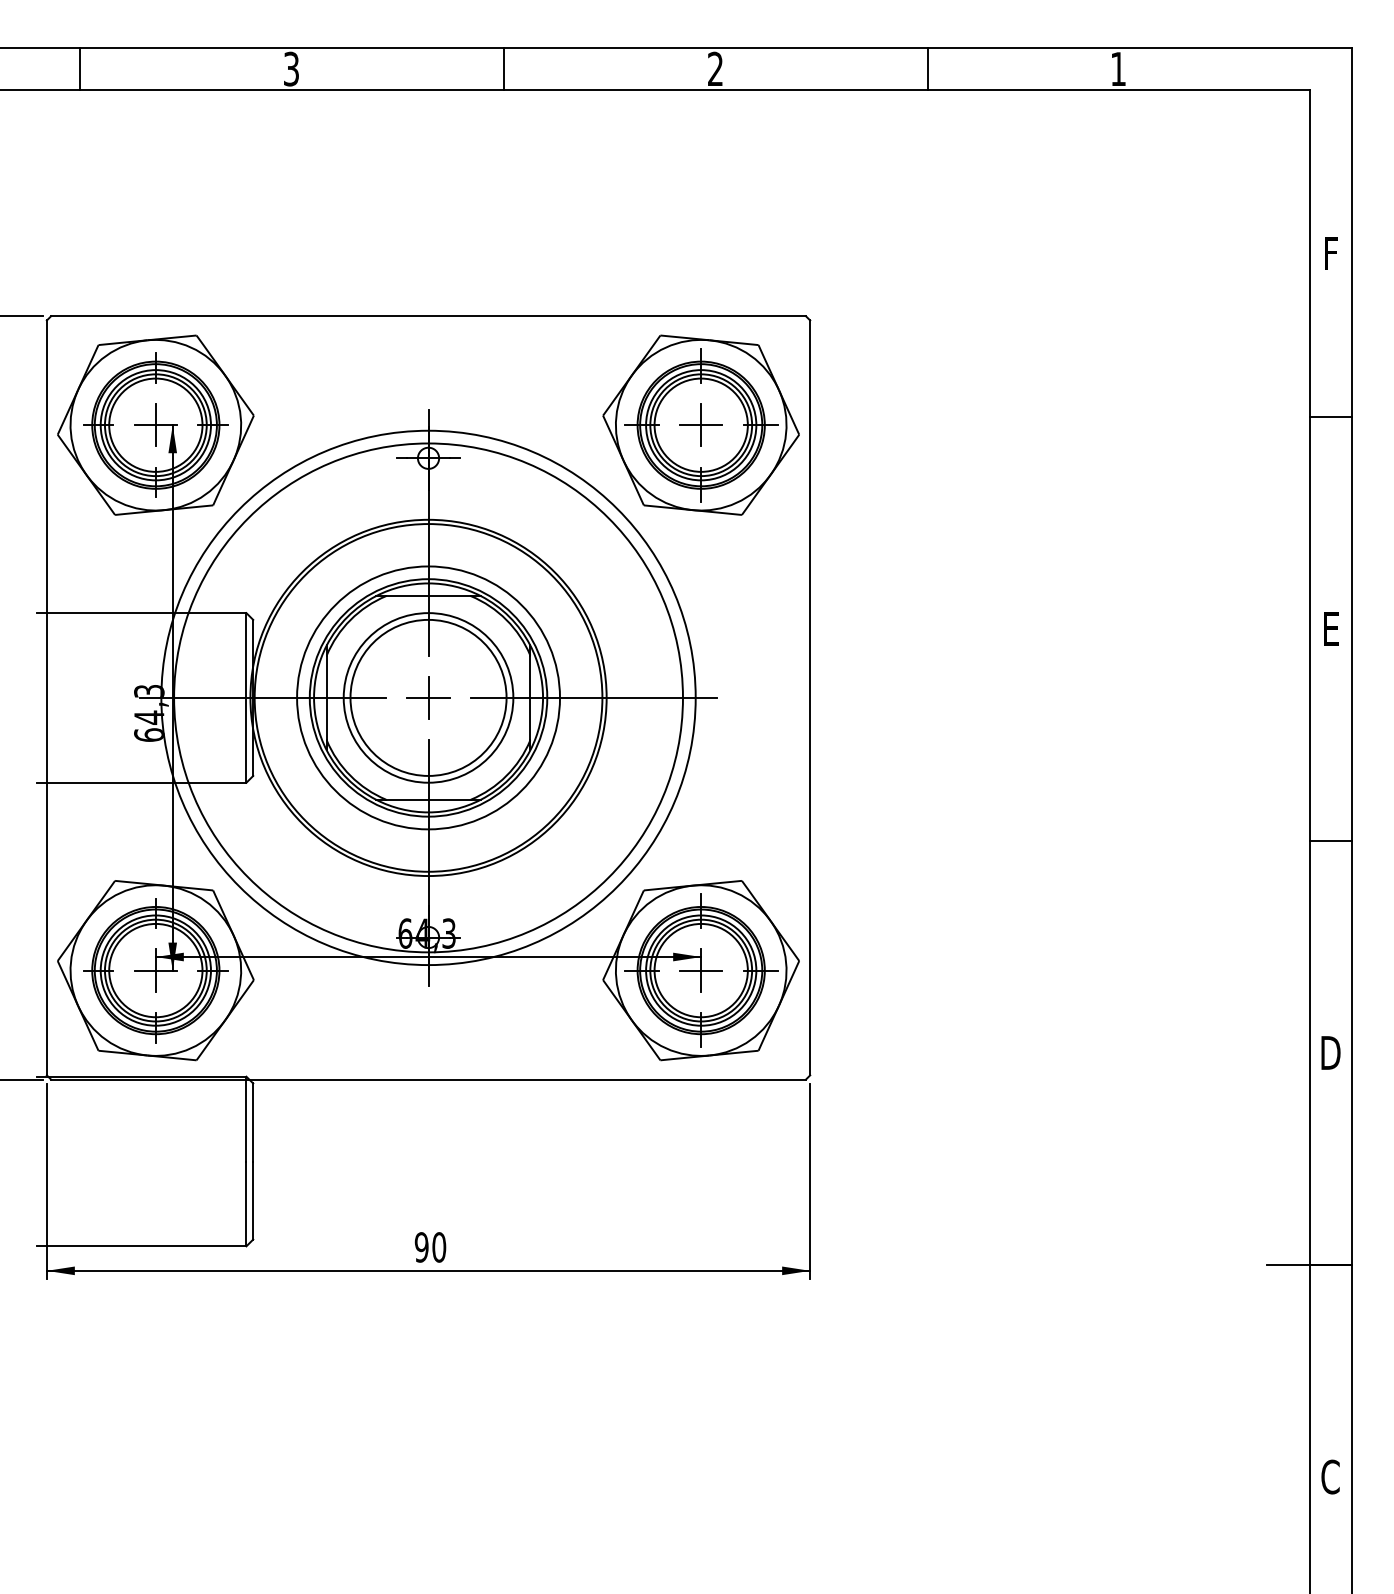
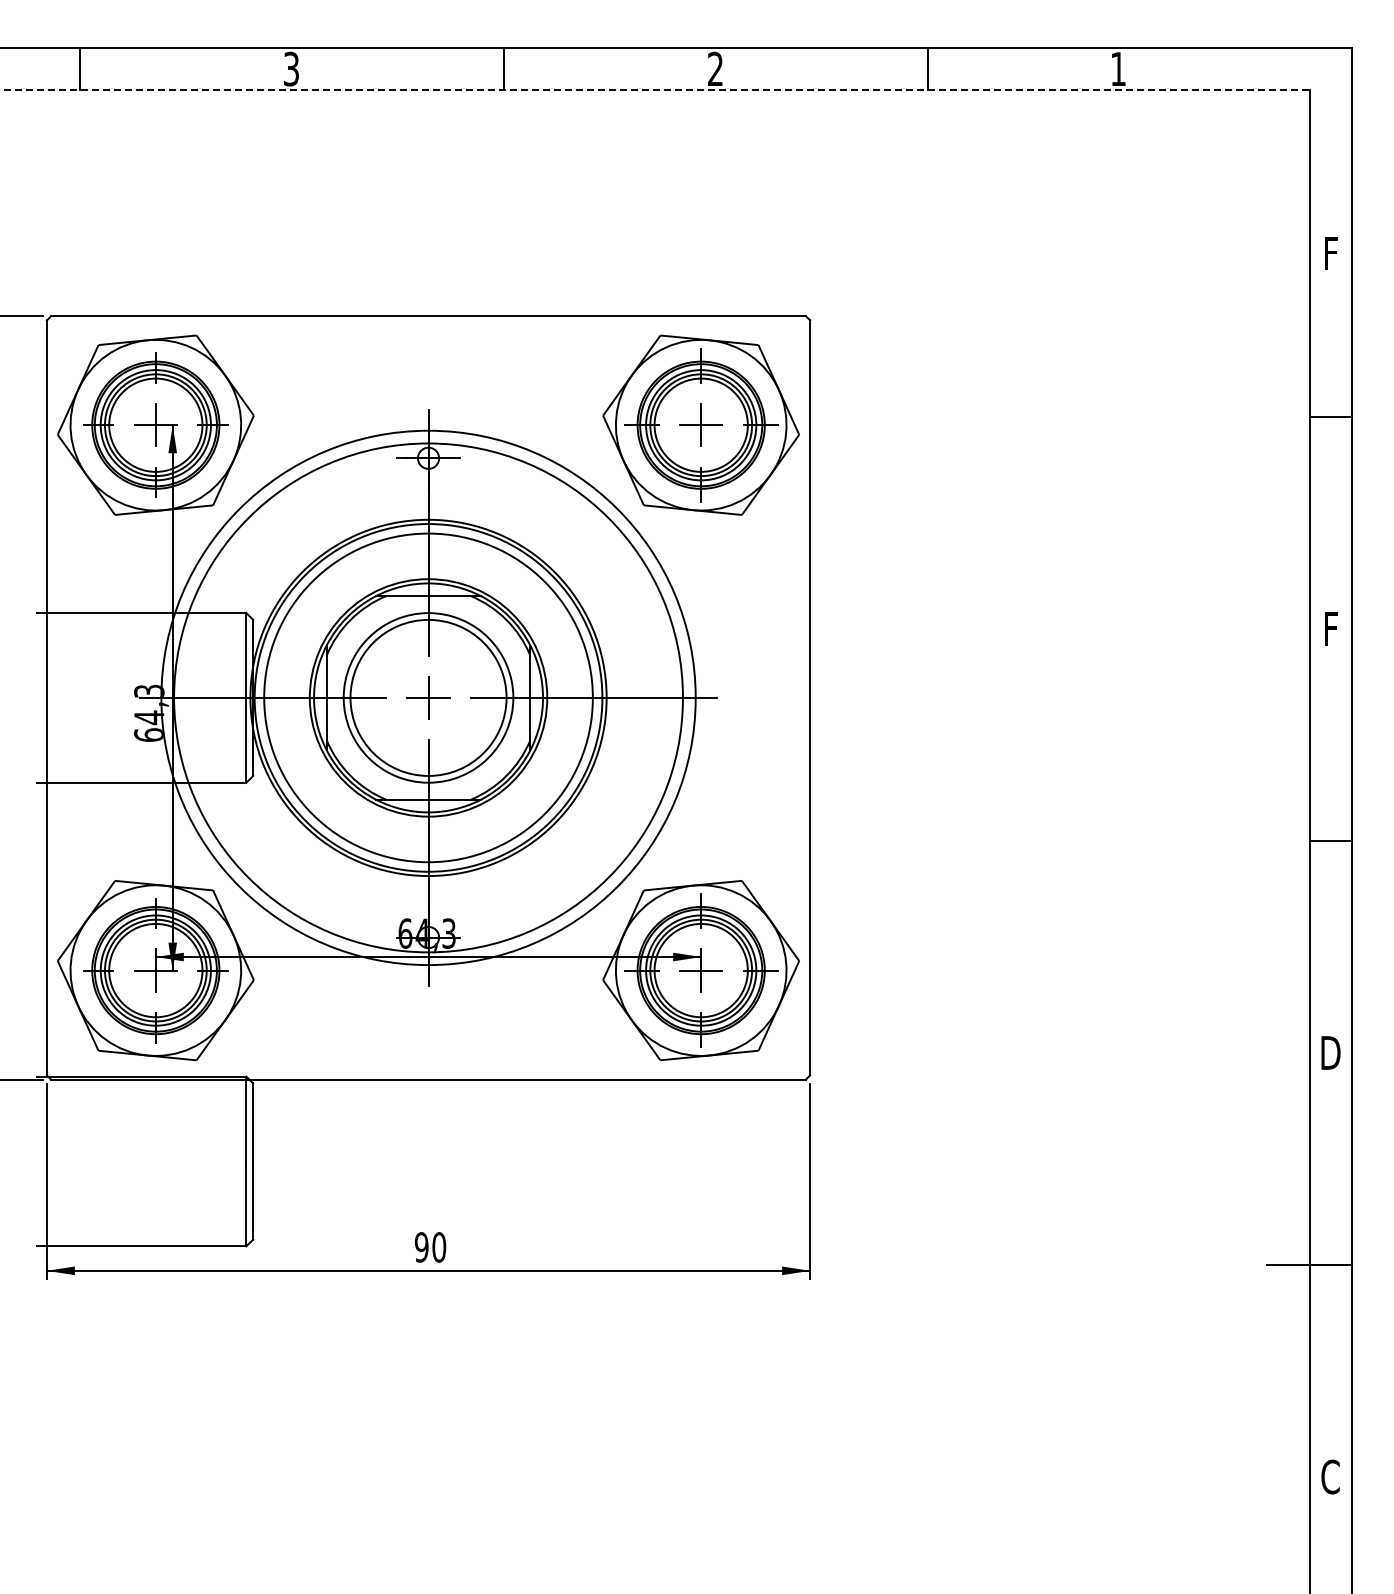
line: solid -> dashed (655, 90)
text: E -> F (1331, 628)
circle diameter: 263 px -> 329 px (428, 697)
